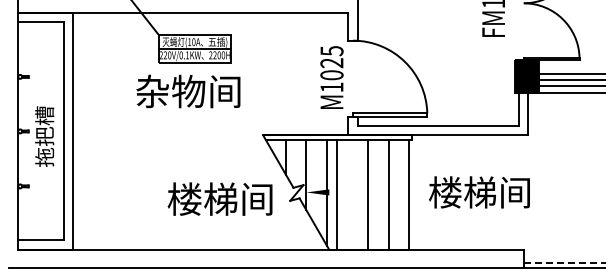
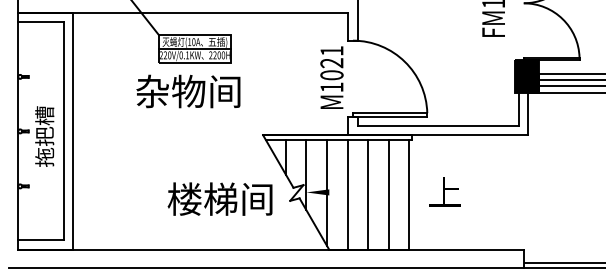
text: M1025 -> M1021 (331, 51)
text: 楼梯间 -> 上 (479, 192)
line position: (336, 194) -> (347, 194) (347, 194)
line: dashed -> solid (564, 263)
